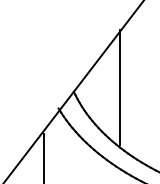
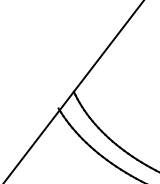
line: present -> none (120, 87)
line: present -> none (43, 156)
